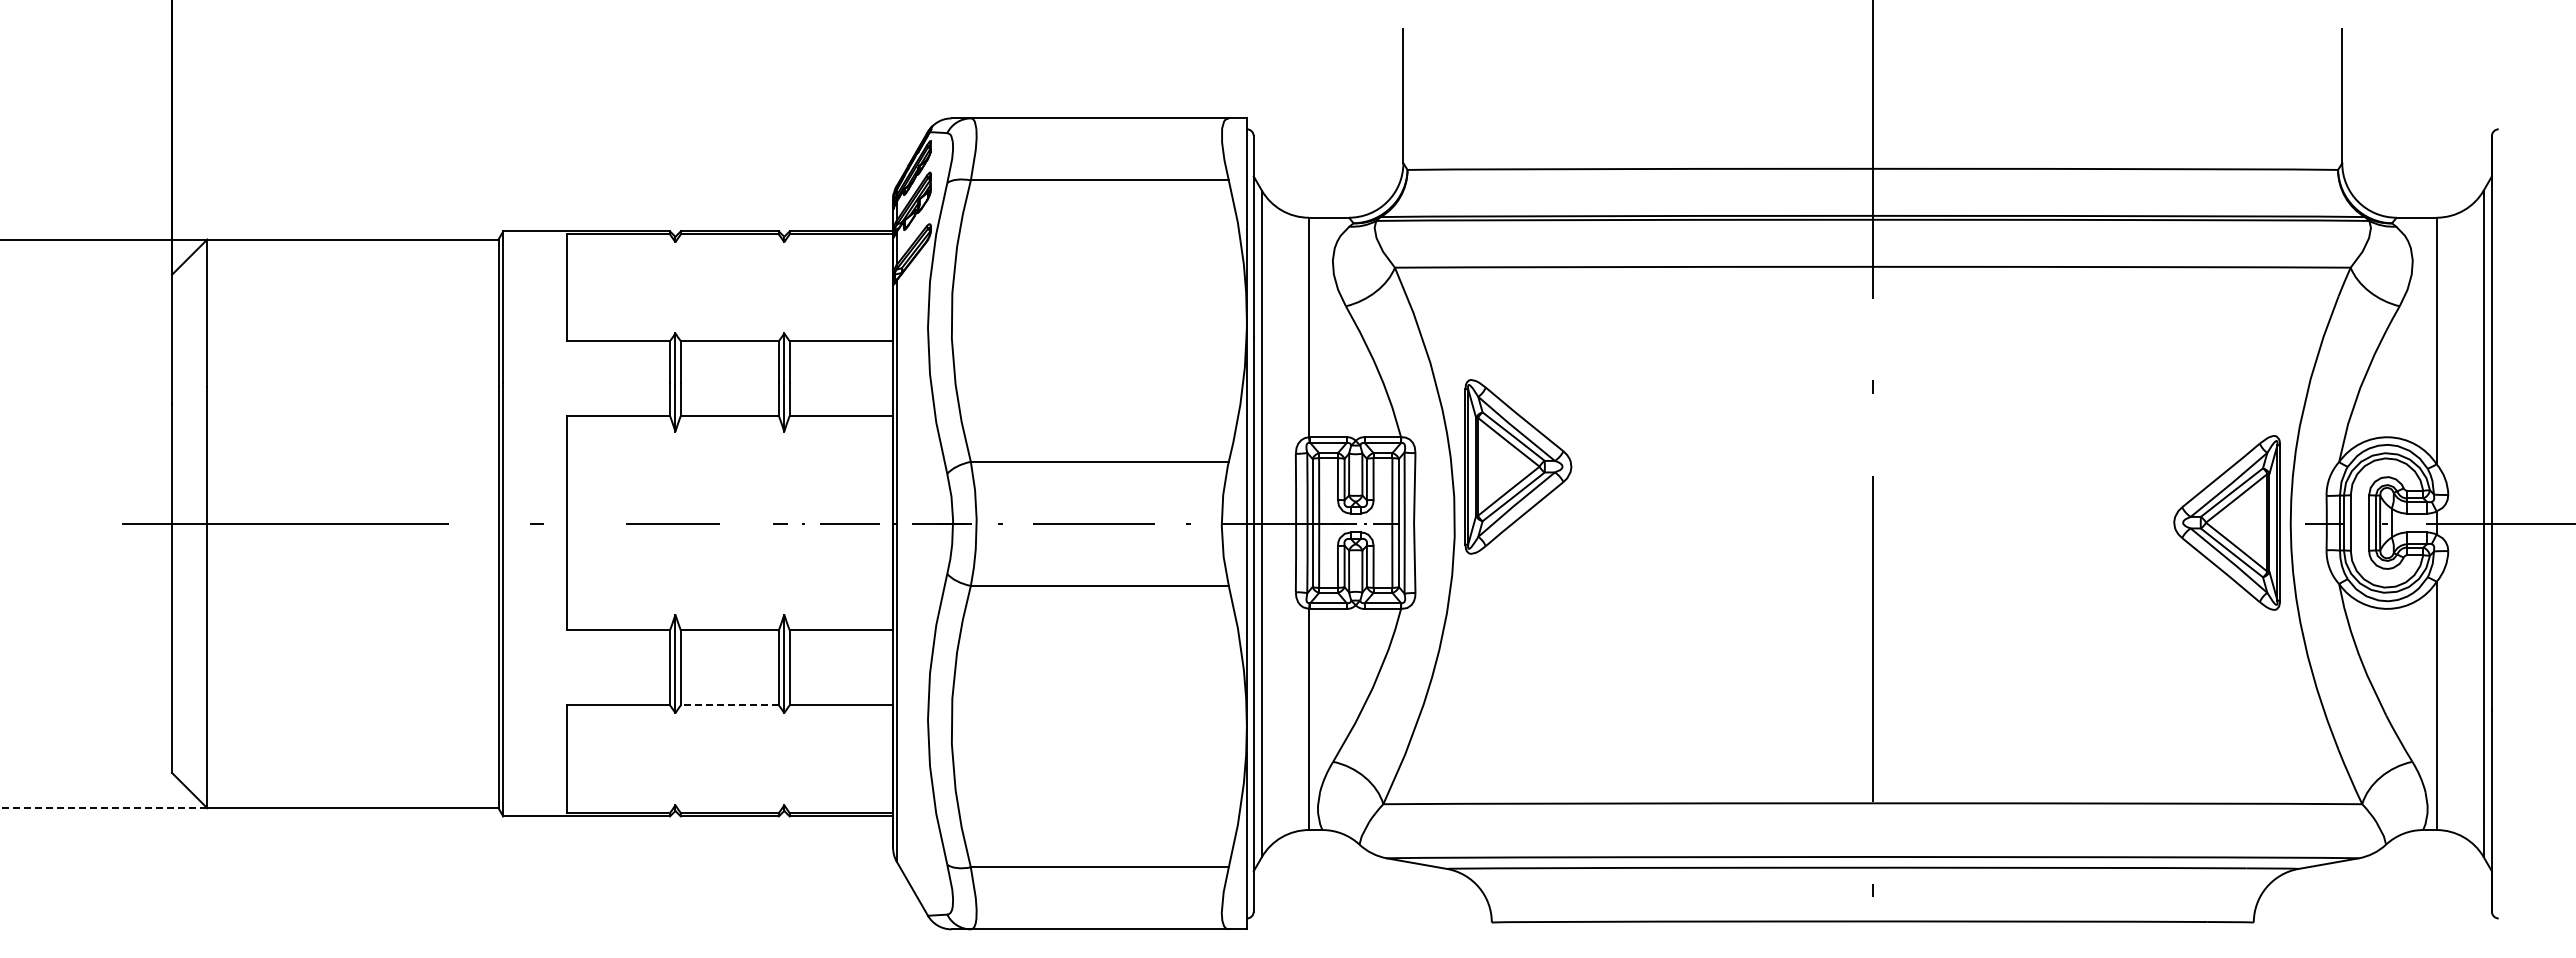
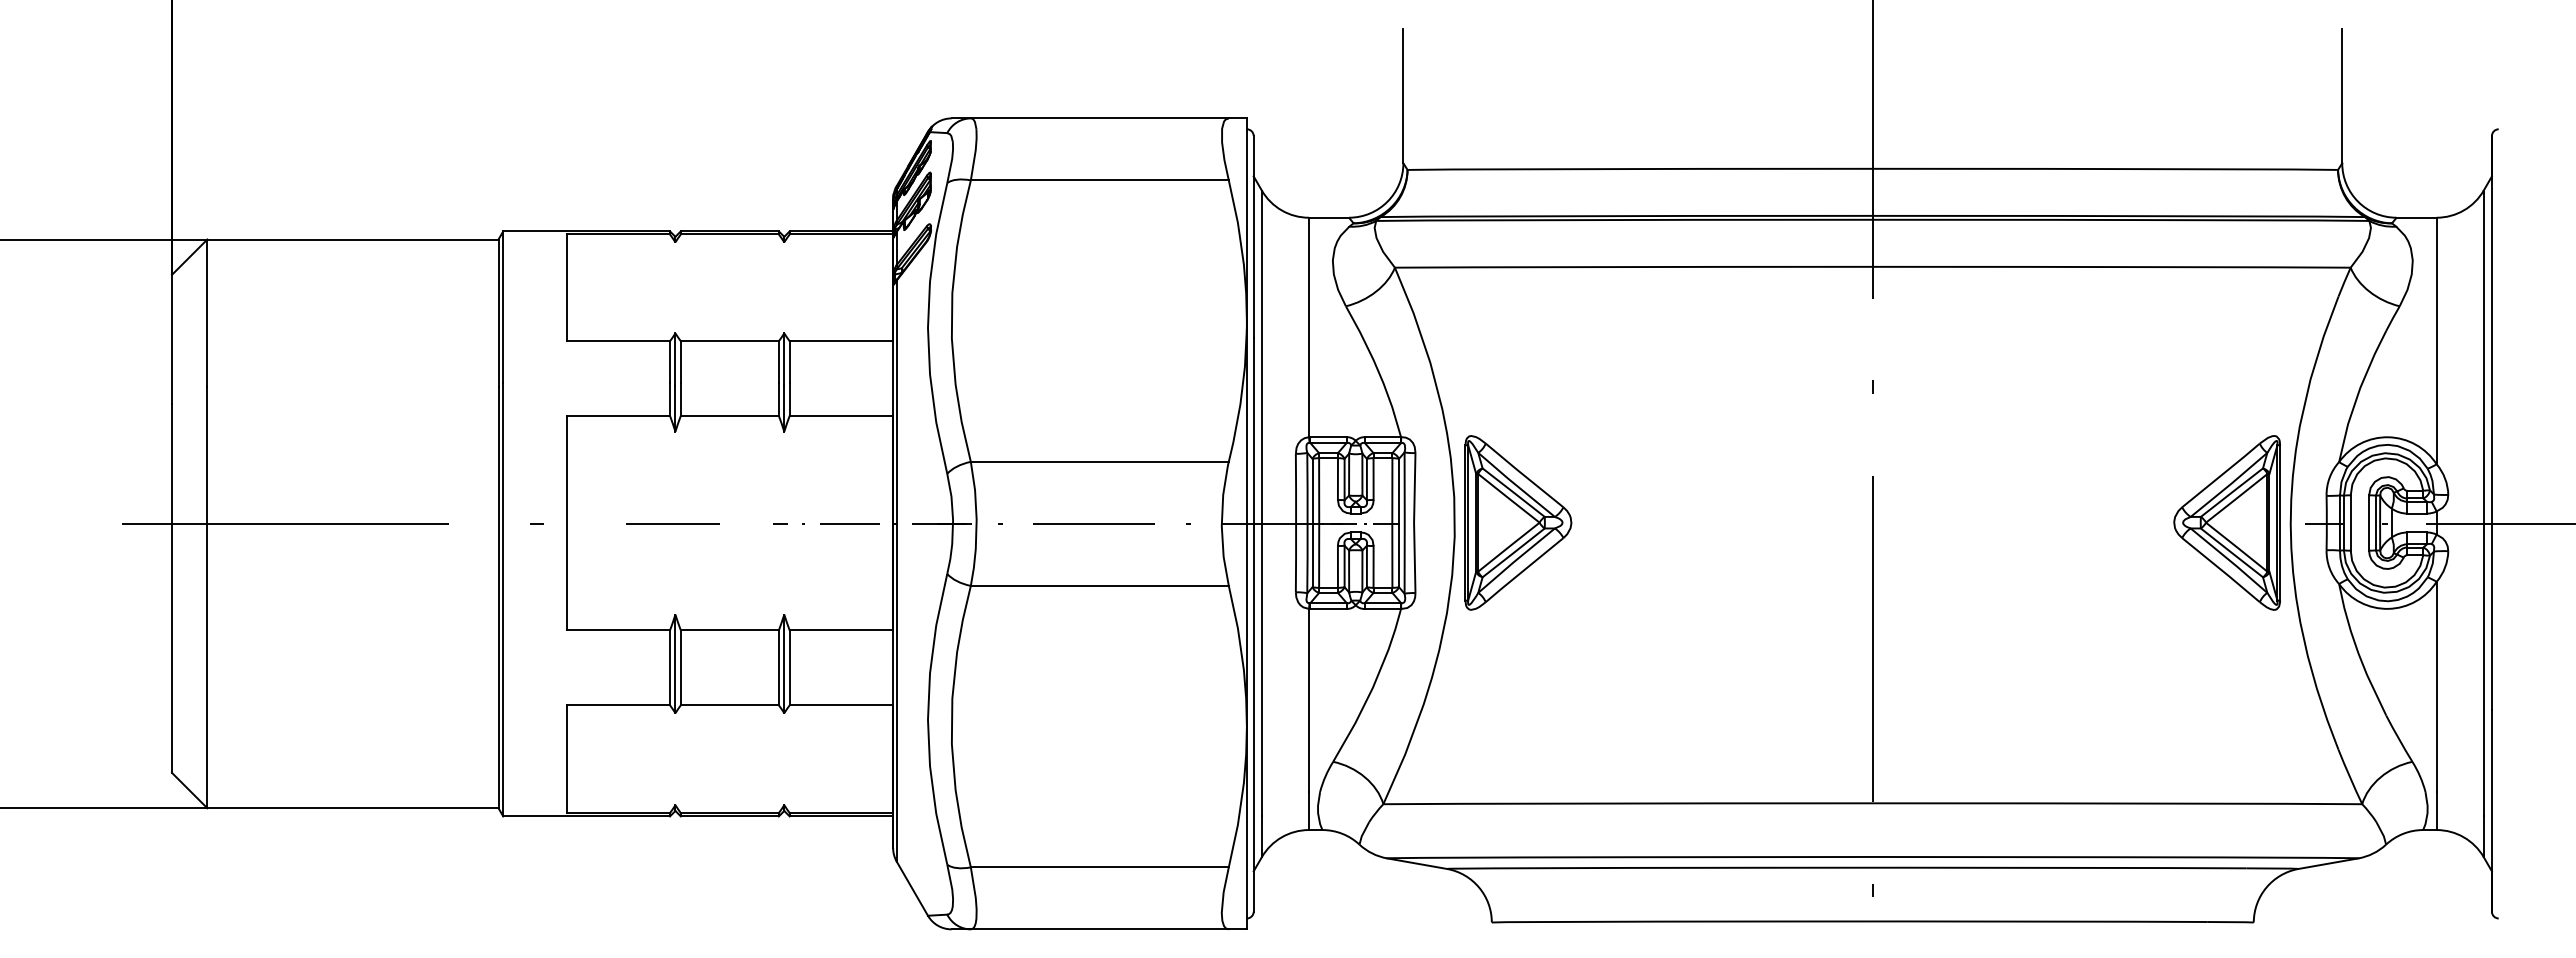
part position: (1518, 466) -> (1518, 522) (1518, 522)
line: dashed -> solid (729, 705)
line: dashed -> solid (103, 808)
